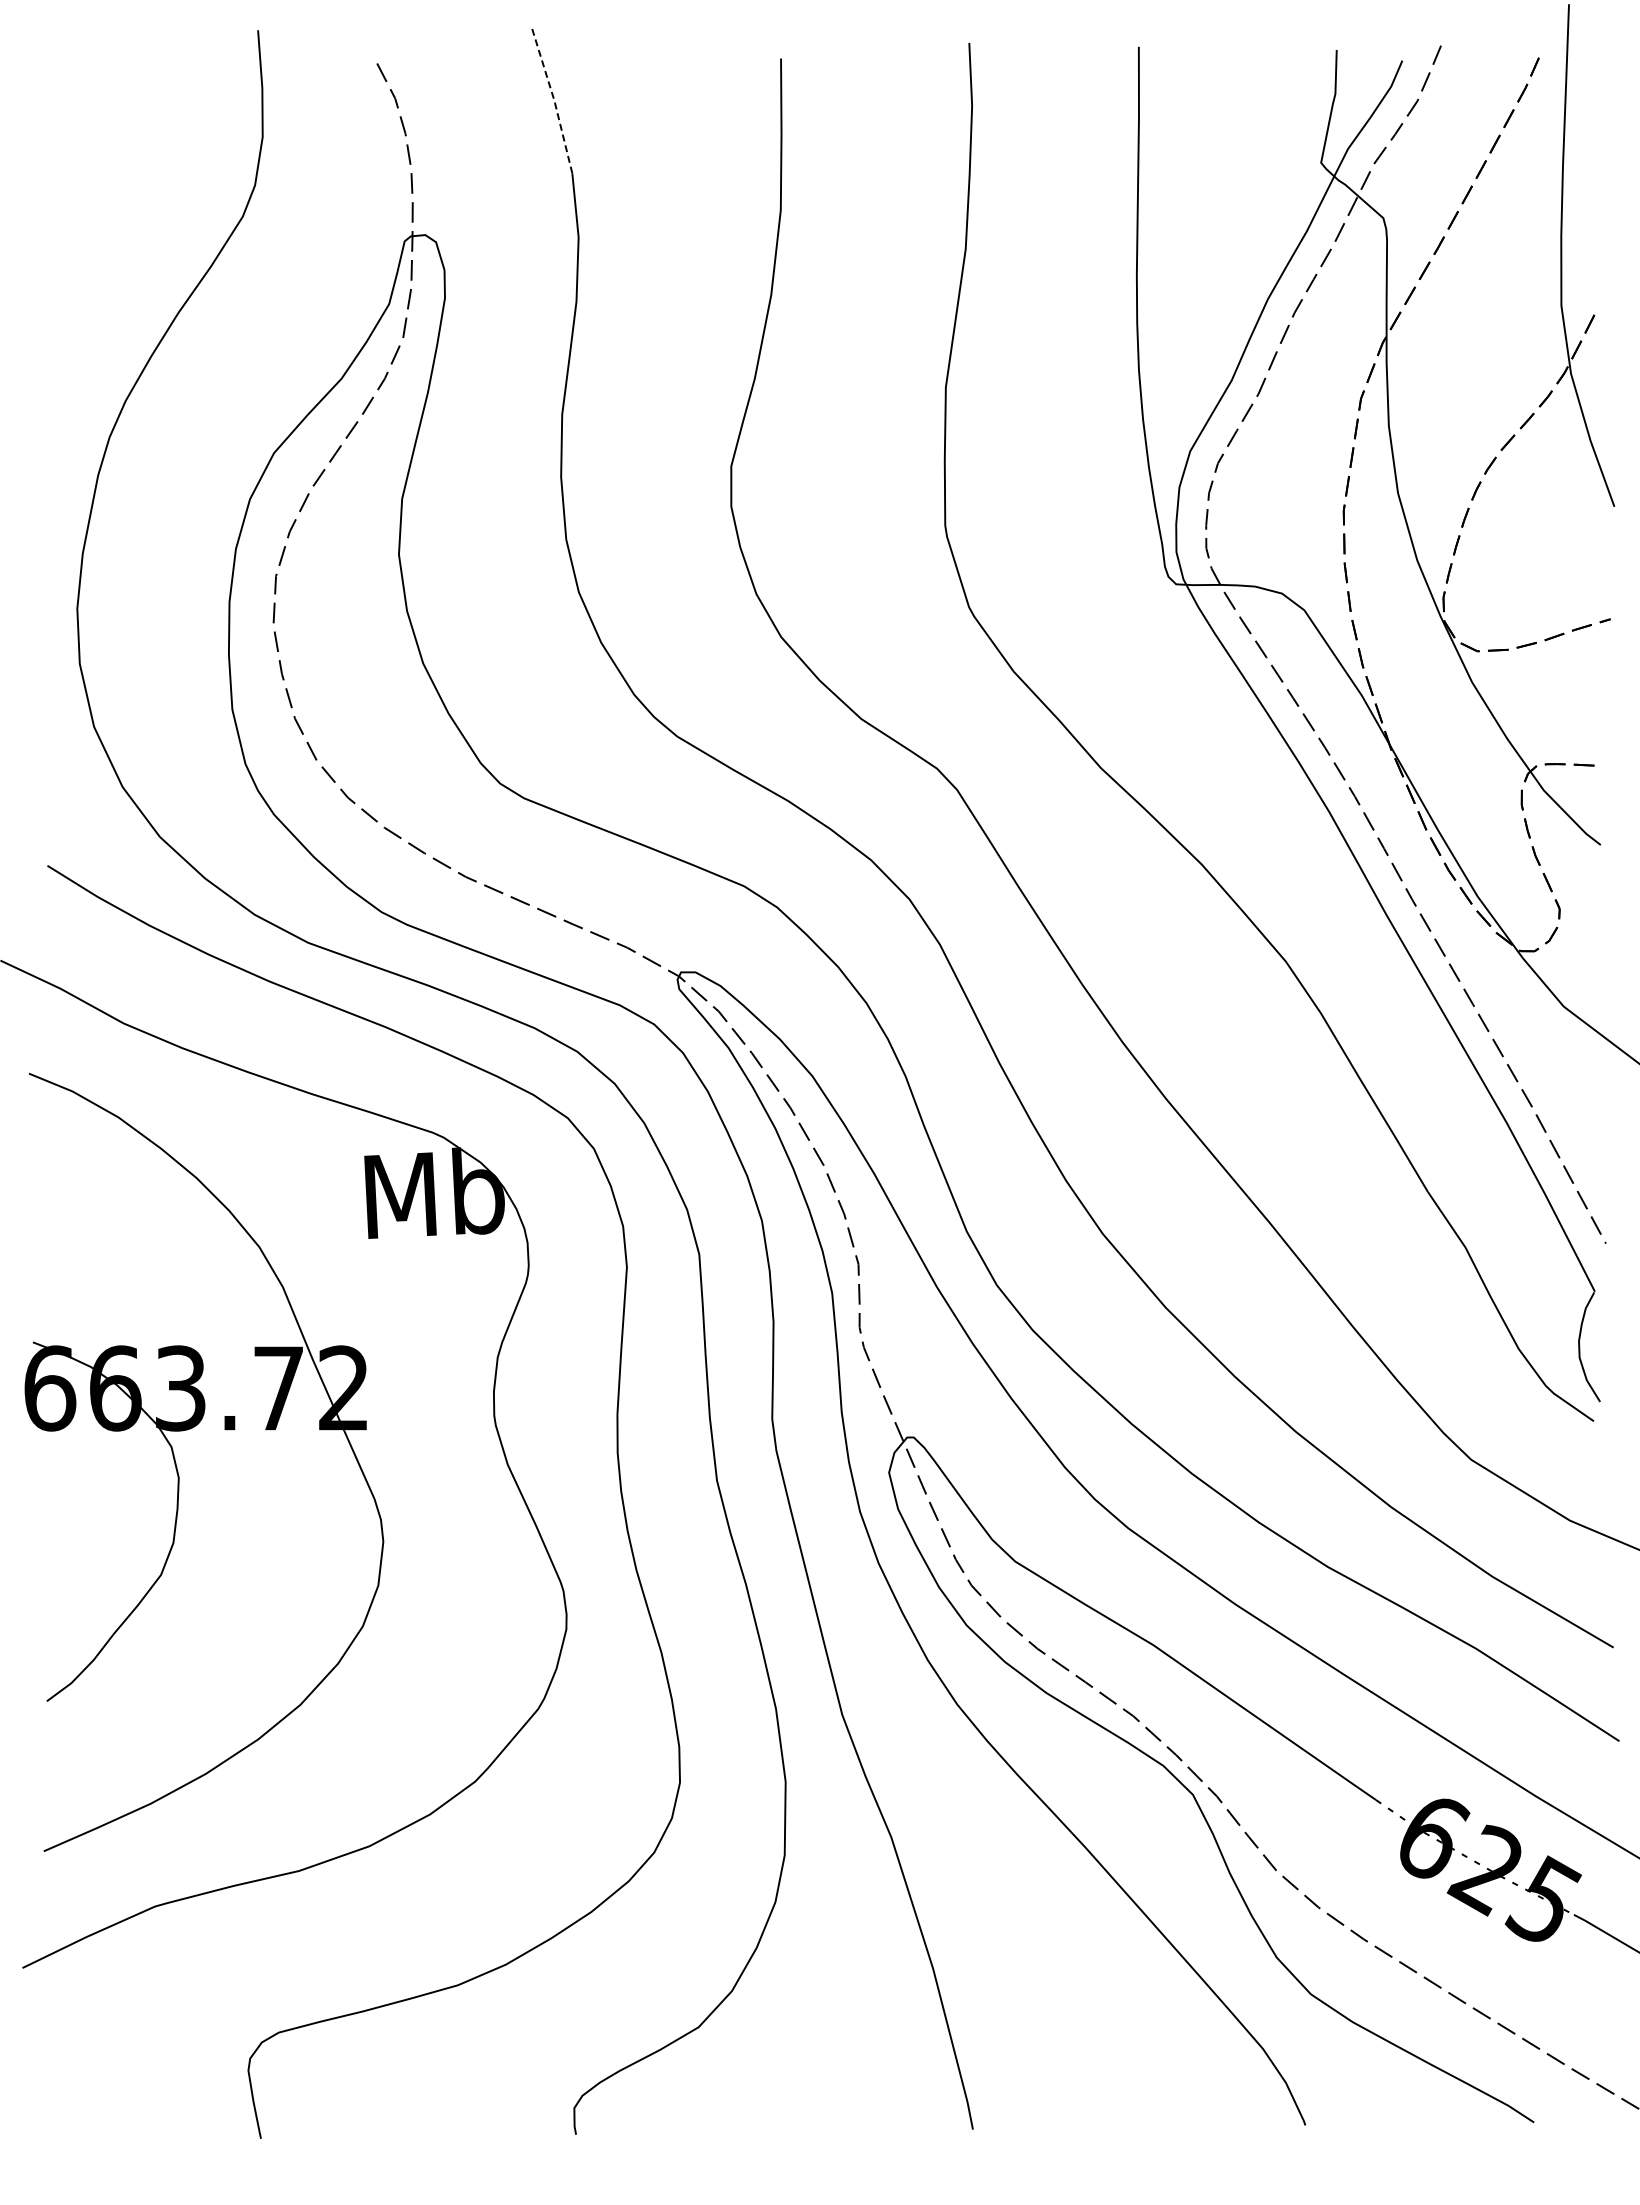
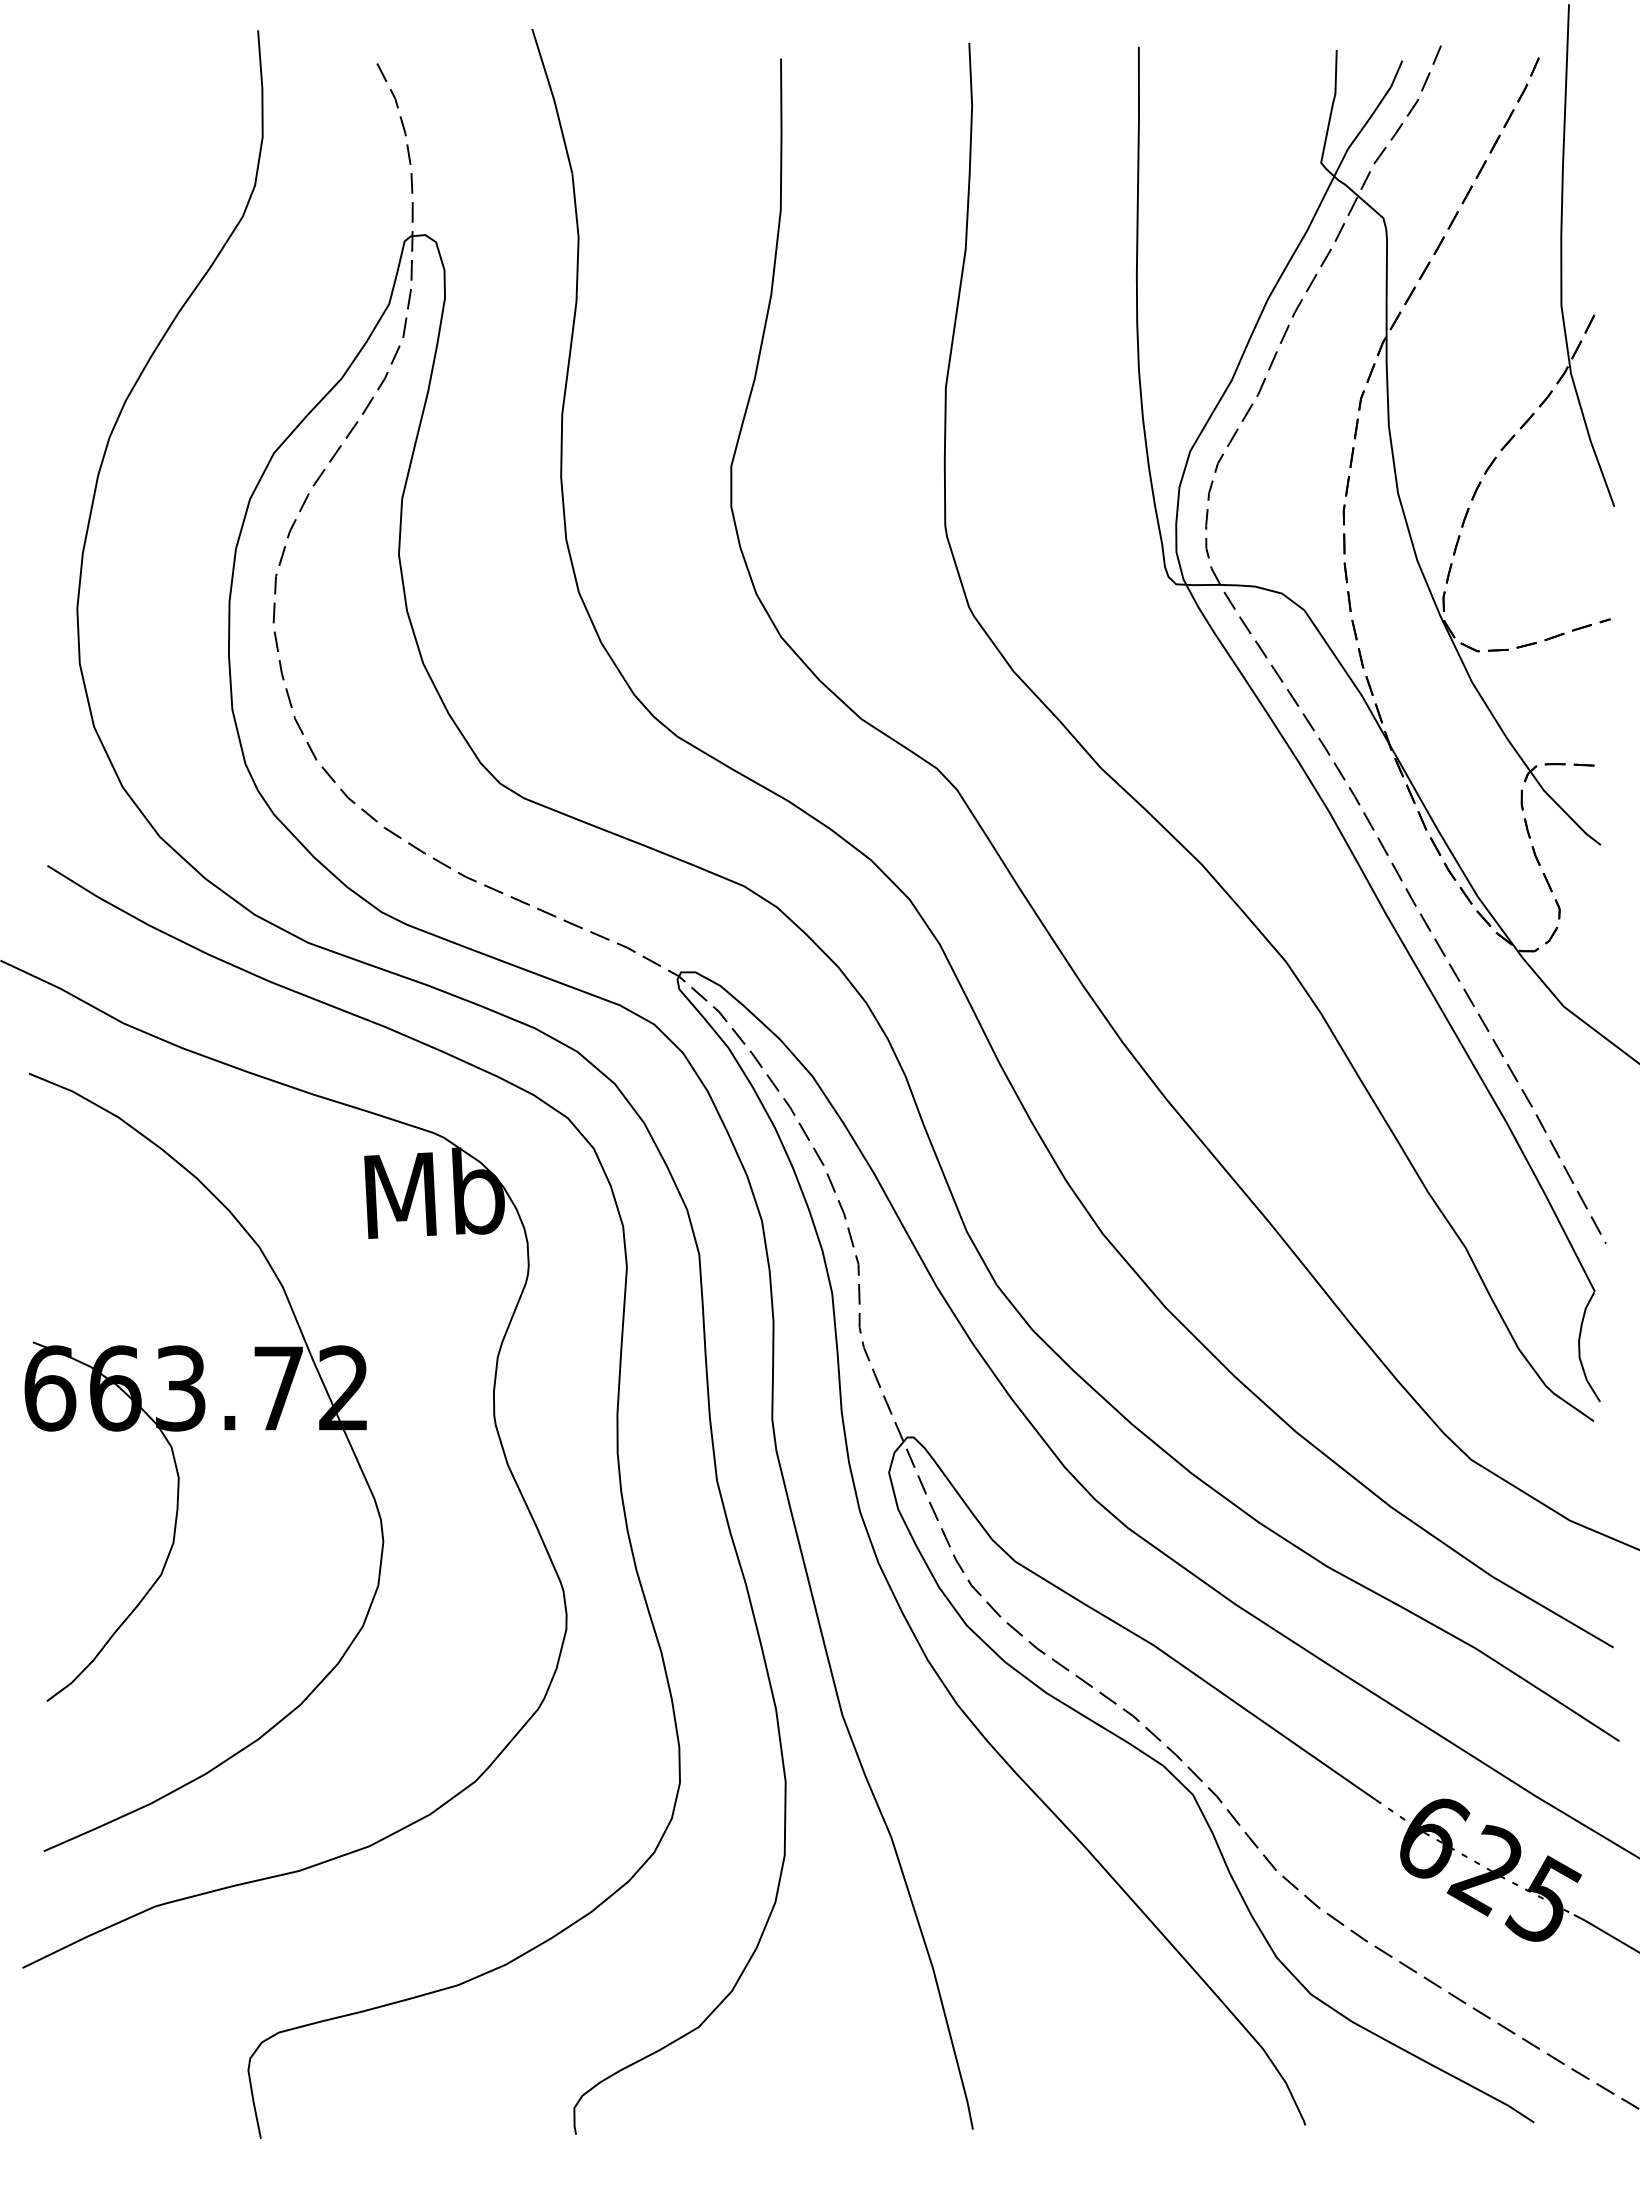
line: dashed -> solid (554, 100)
